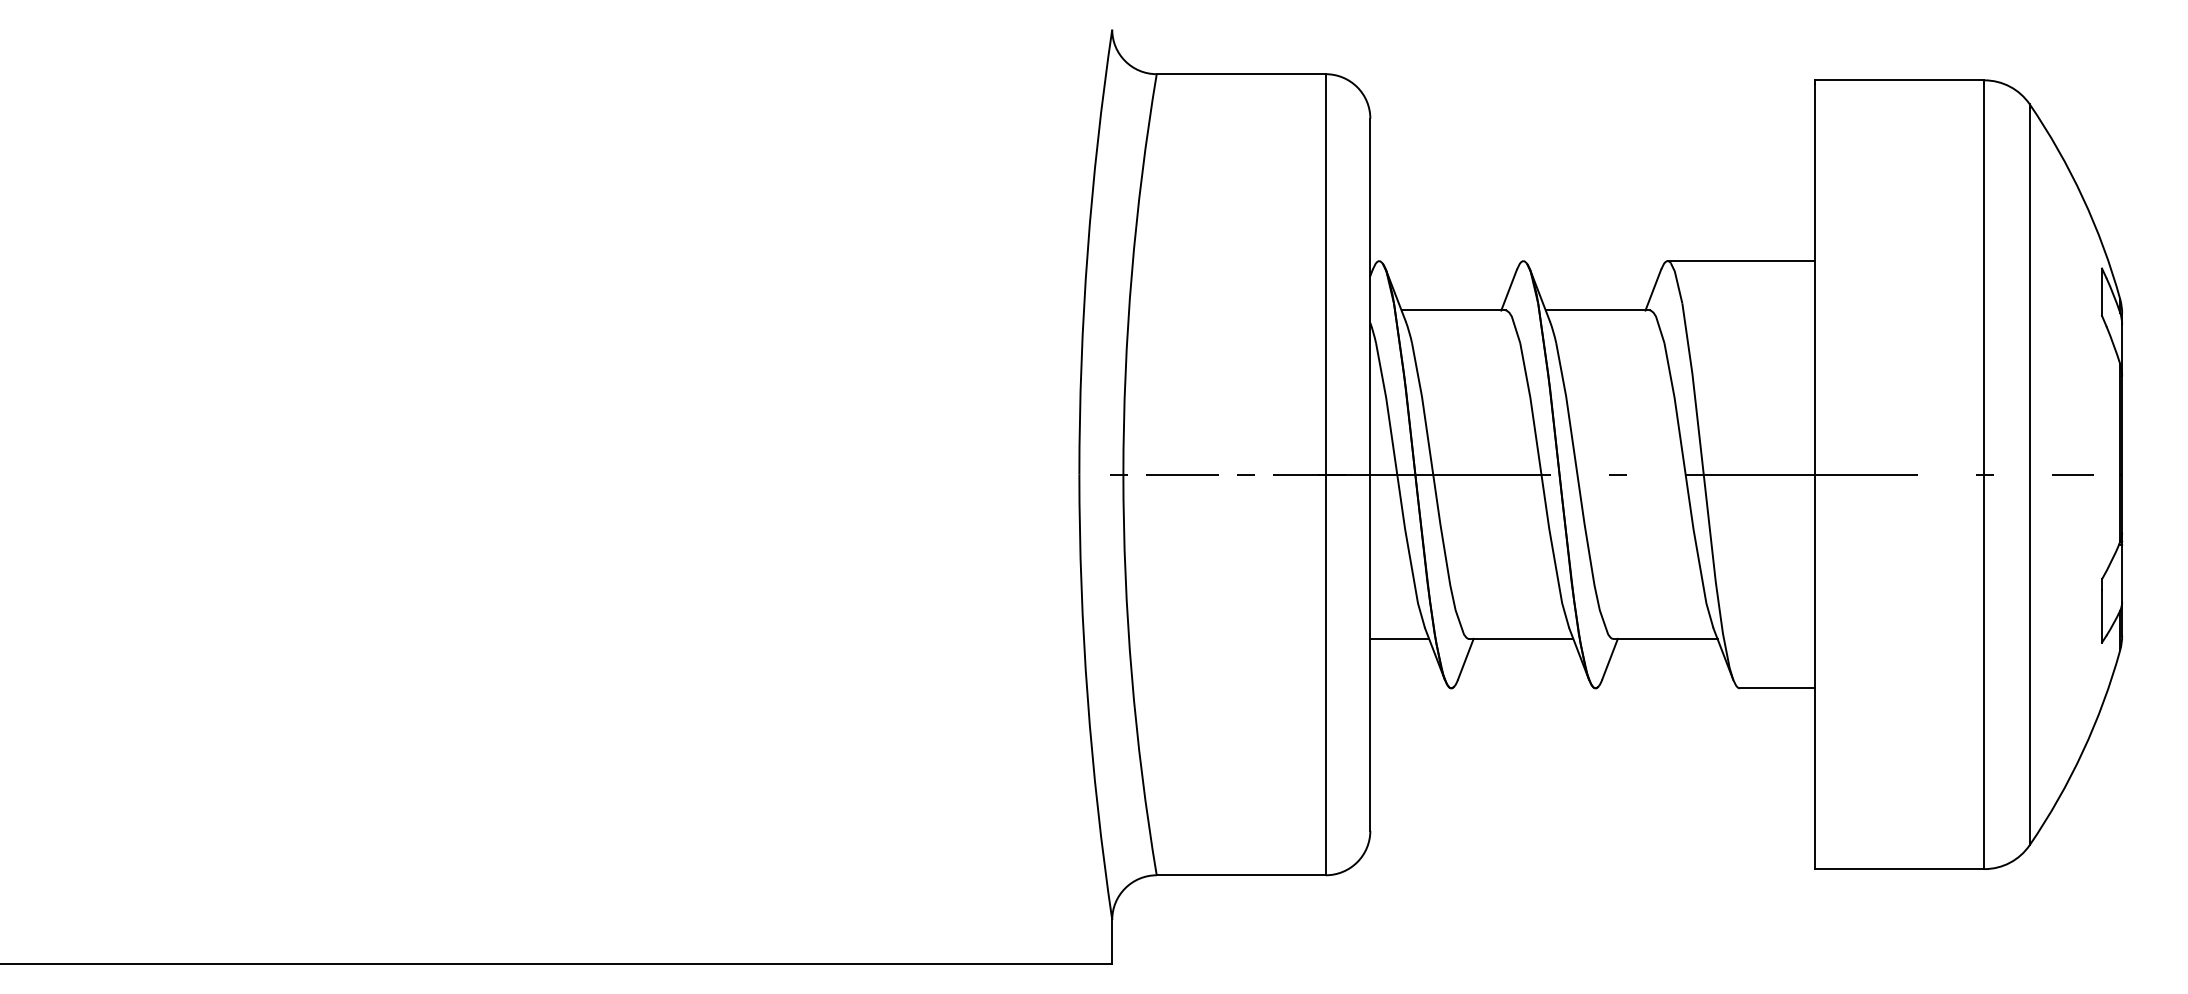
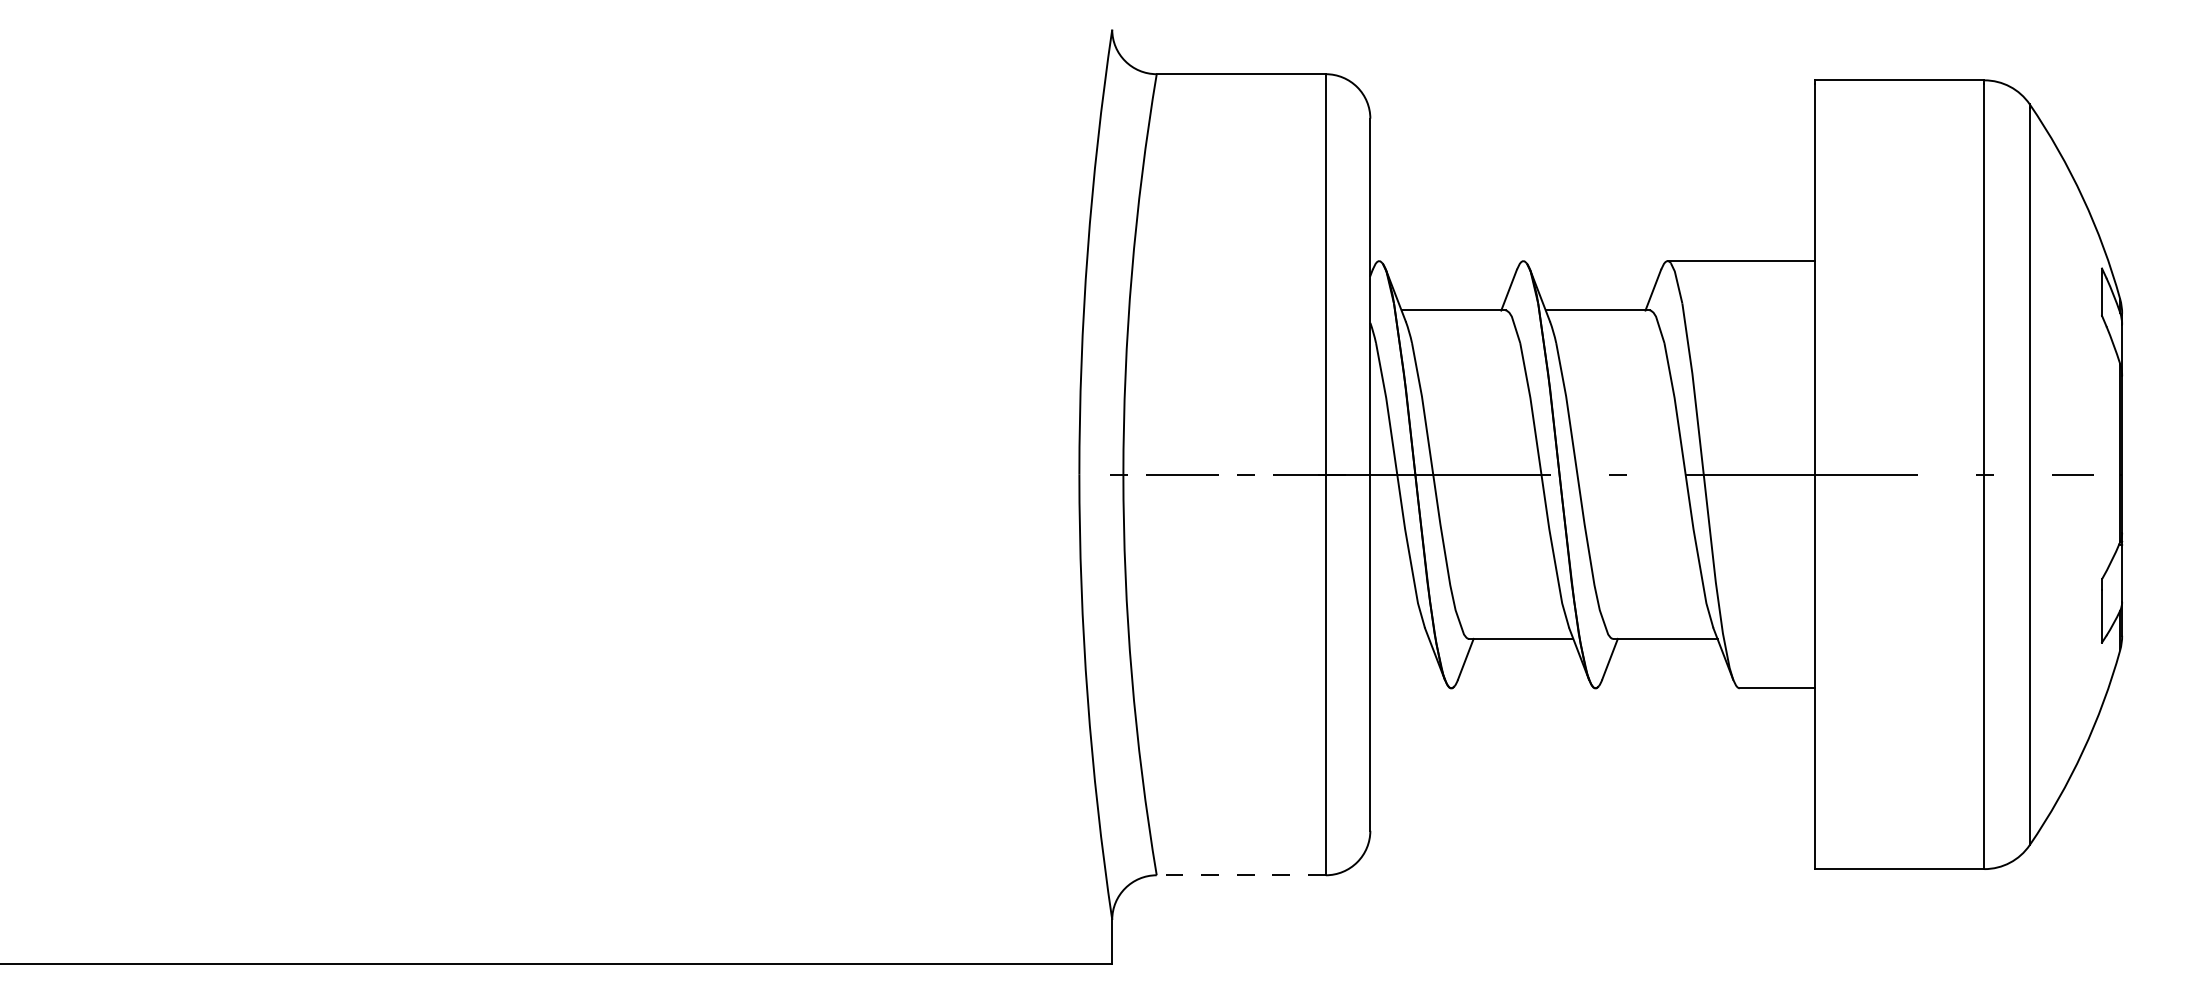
line: present -> none (1399, 639)
line: solid -> dashed (1241, 875)
